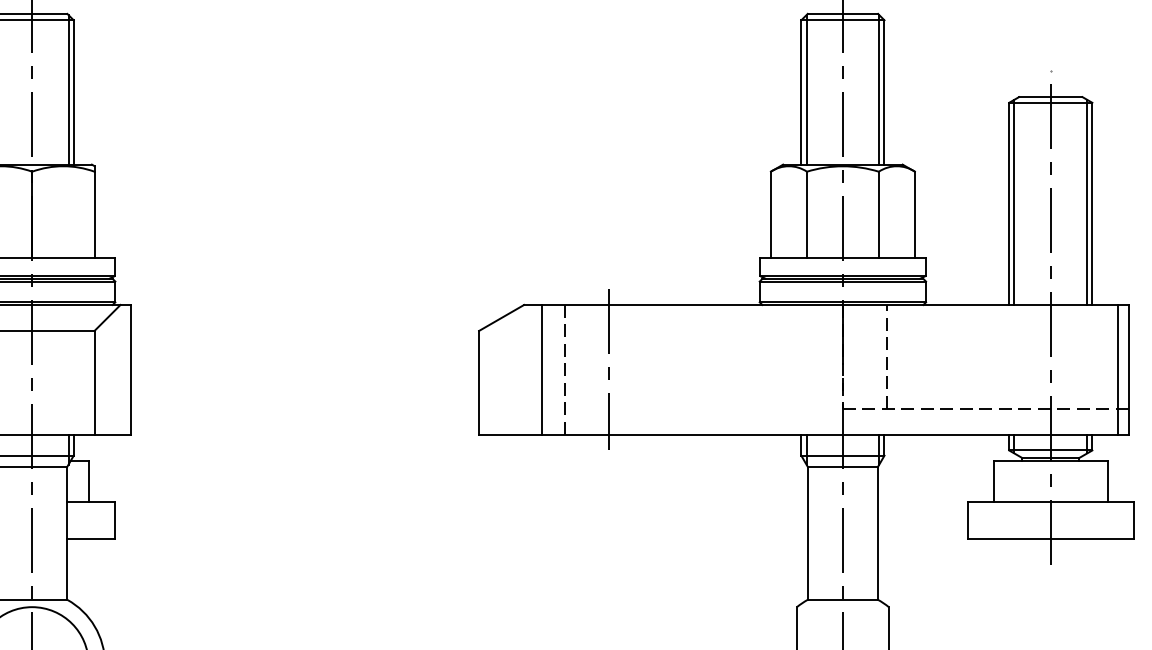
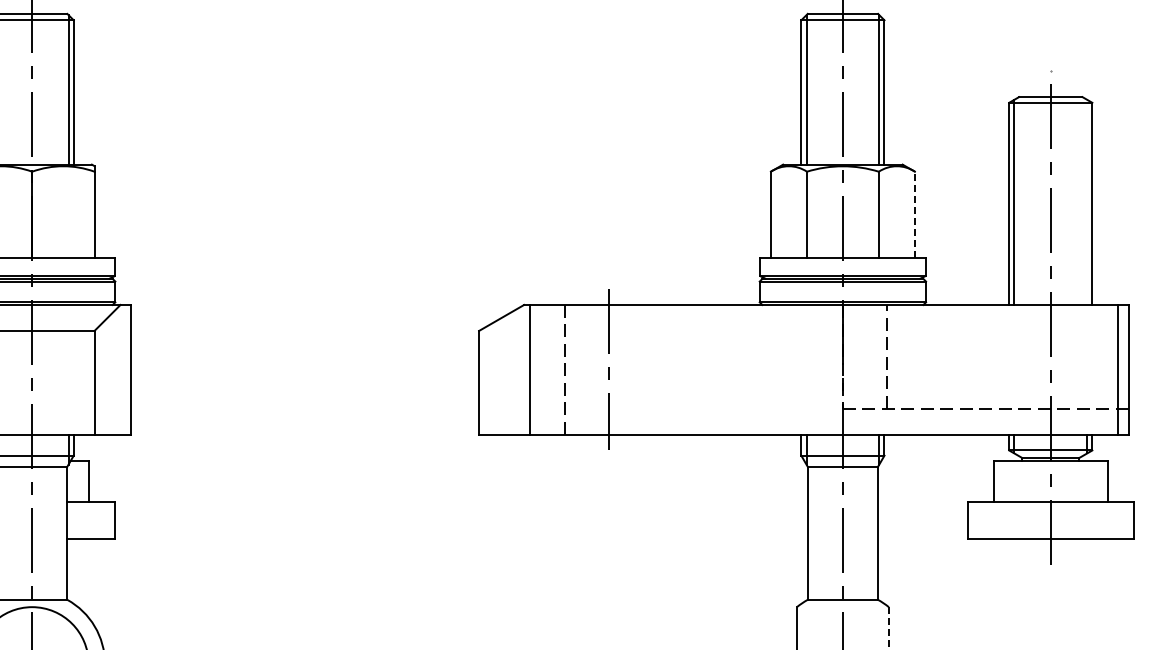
line: present -> none (1087, 201)
line: solid -> dashed (914, 214)
line position: (542, 369) -> (530, 369) (530, 369)
line: solid -> dashed (888, 628)
